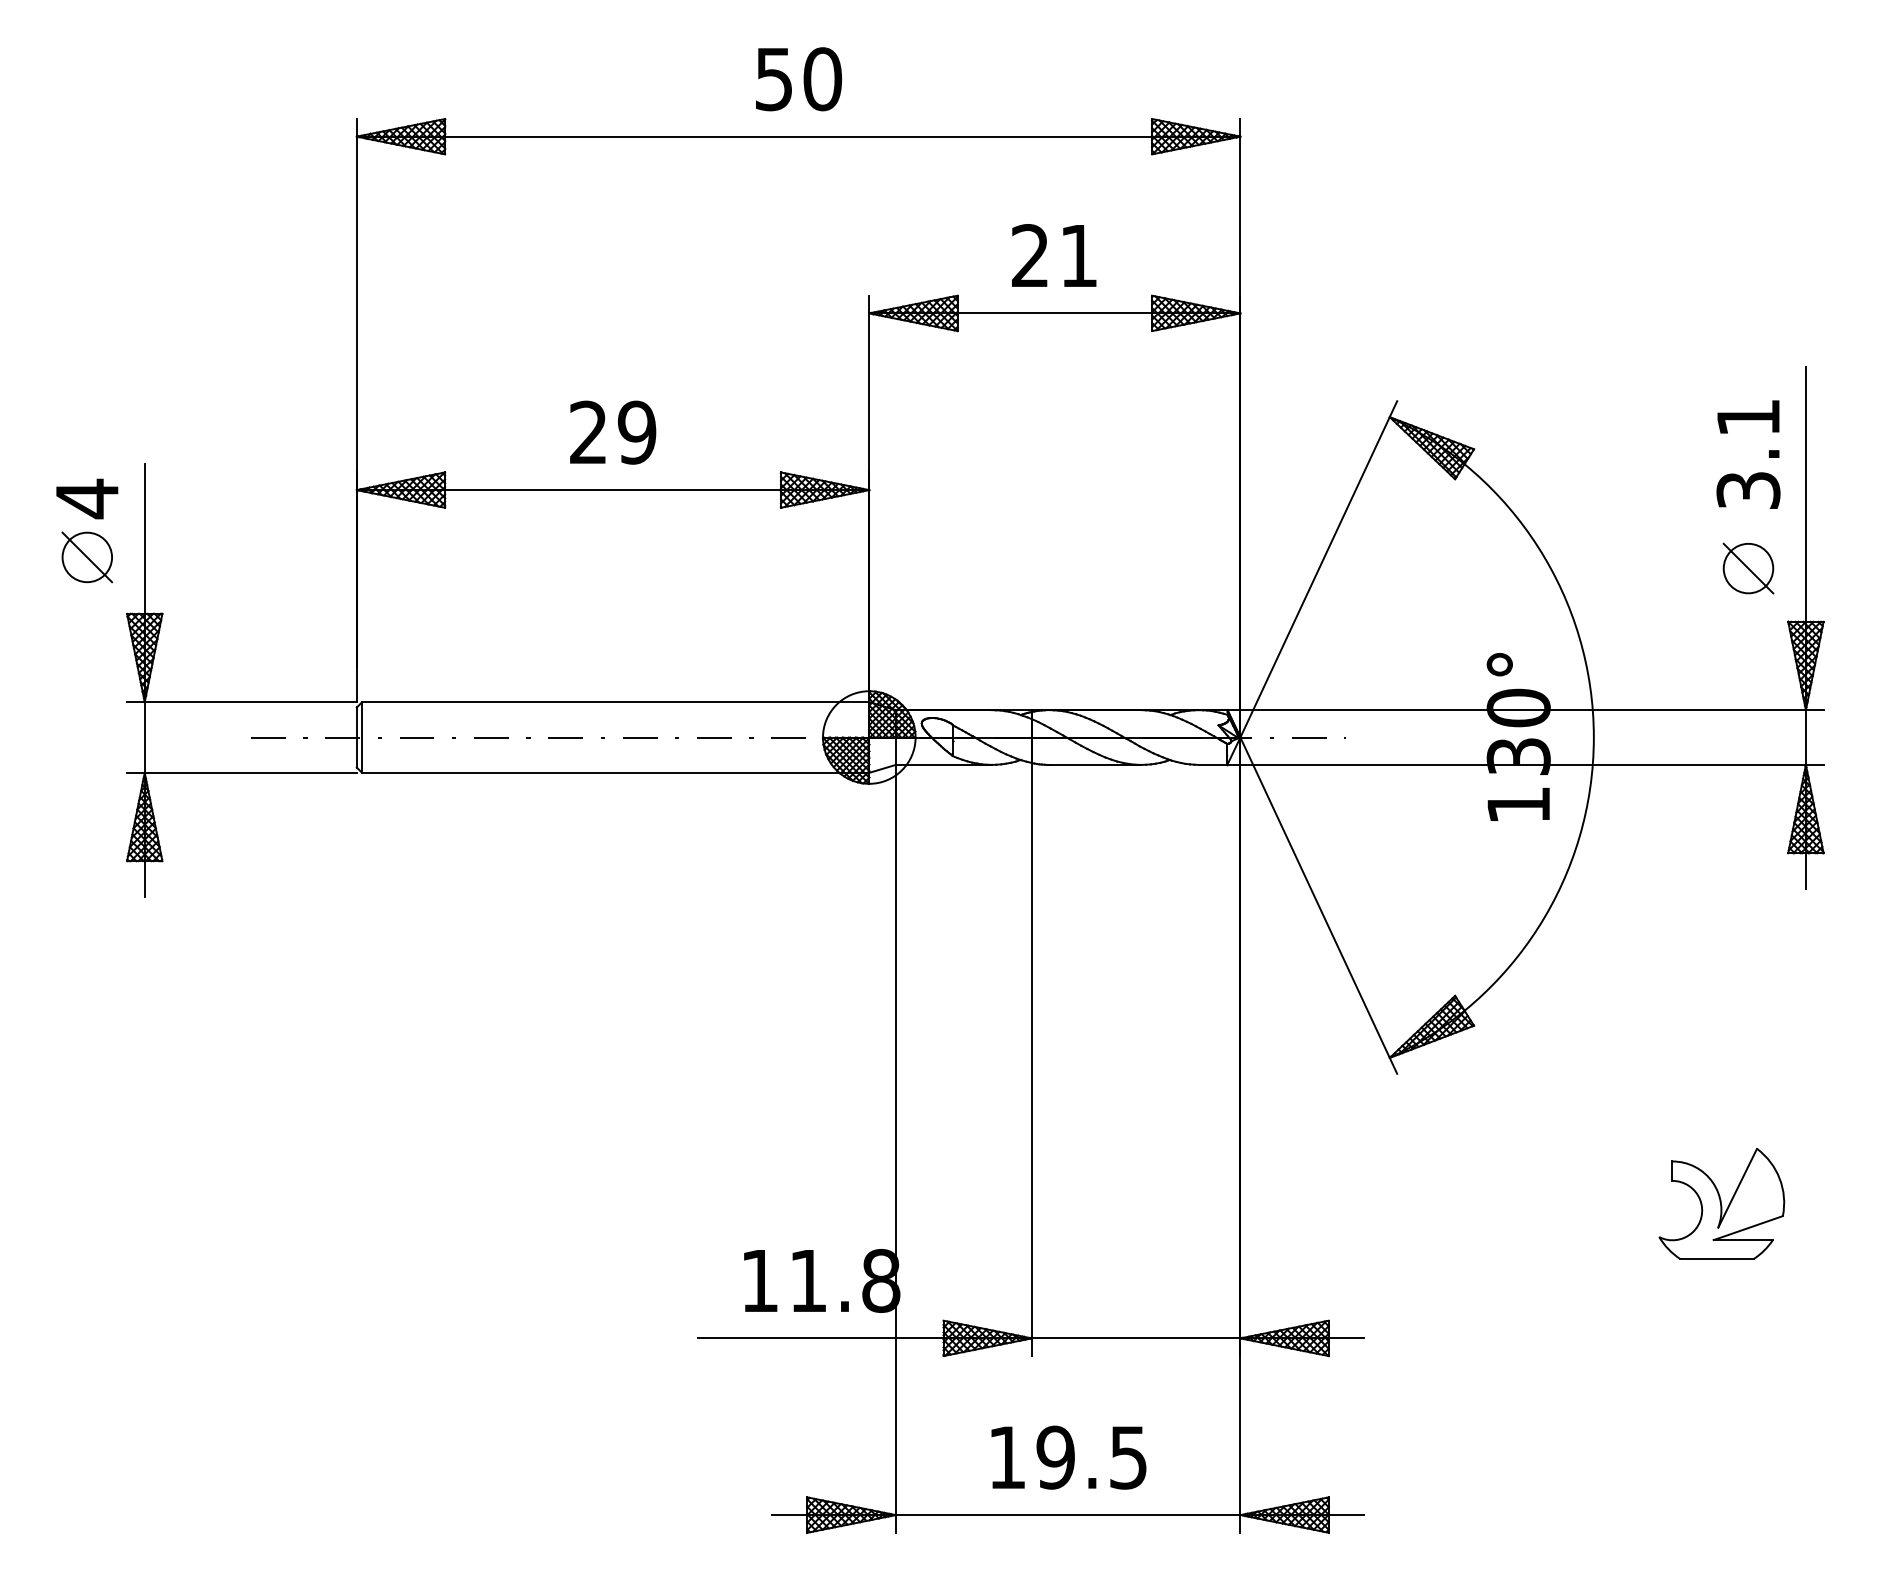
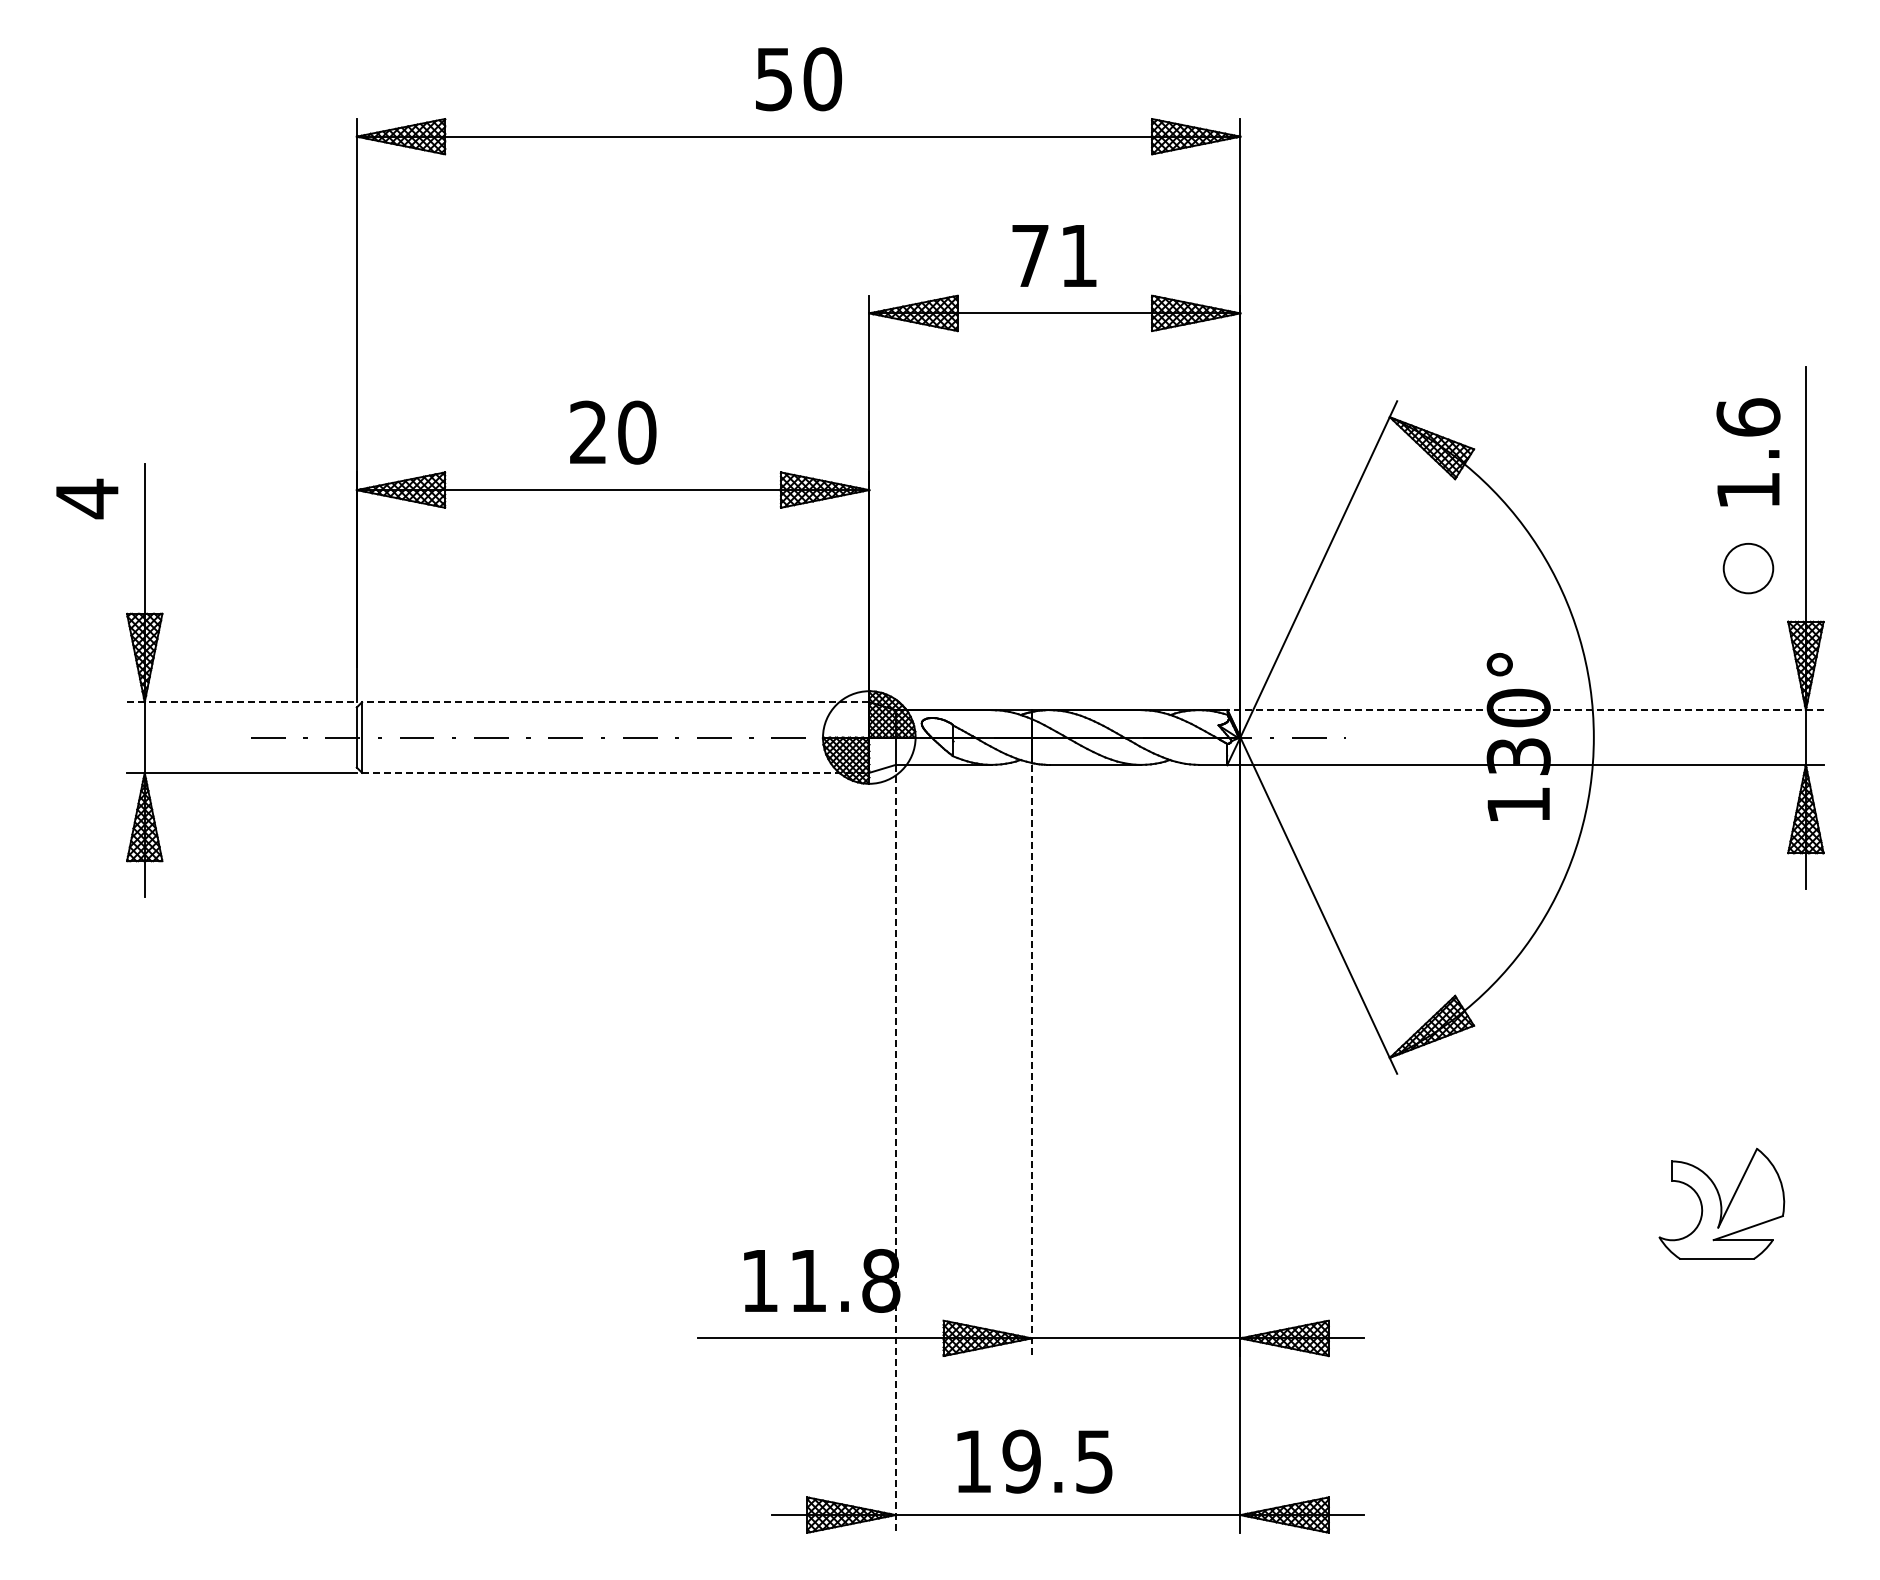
text: 21 -> 71 (1030, 255)
text: 29 -> 20 (636, 432)
text: 3.1 -> 1.6 (1748, 453)
part: present -> none (87, 557)
line: present -> none (1748, 568)
line: solid -> dashed (241, 702)
line: solid -> dashed (615, 702)
line: solid -> dashed (1525, 710)
line: solid -> dashed (615, 772)
line: solid -> dashed (1031, 1060)
line: solid -> dashed (895, 1148)
text position: (1068, 1457) -> (1034, 1461) (1034, 1461)
